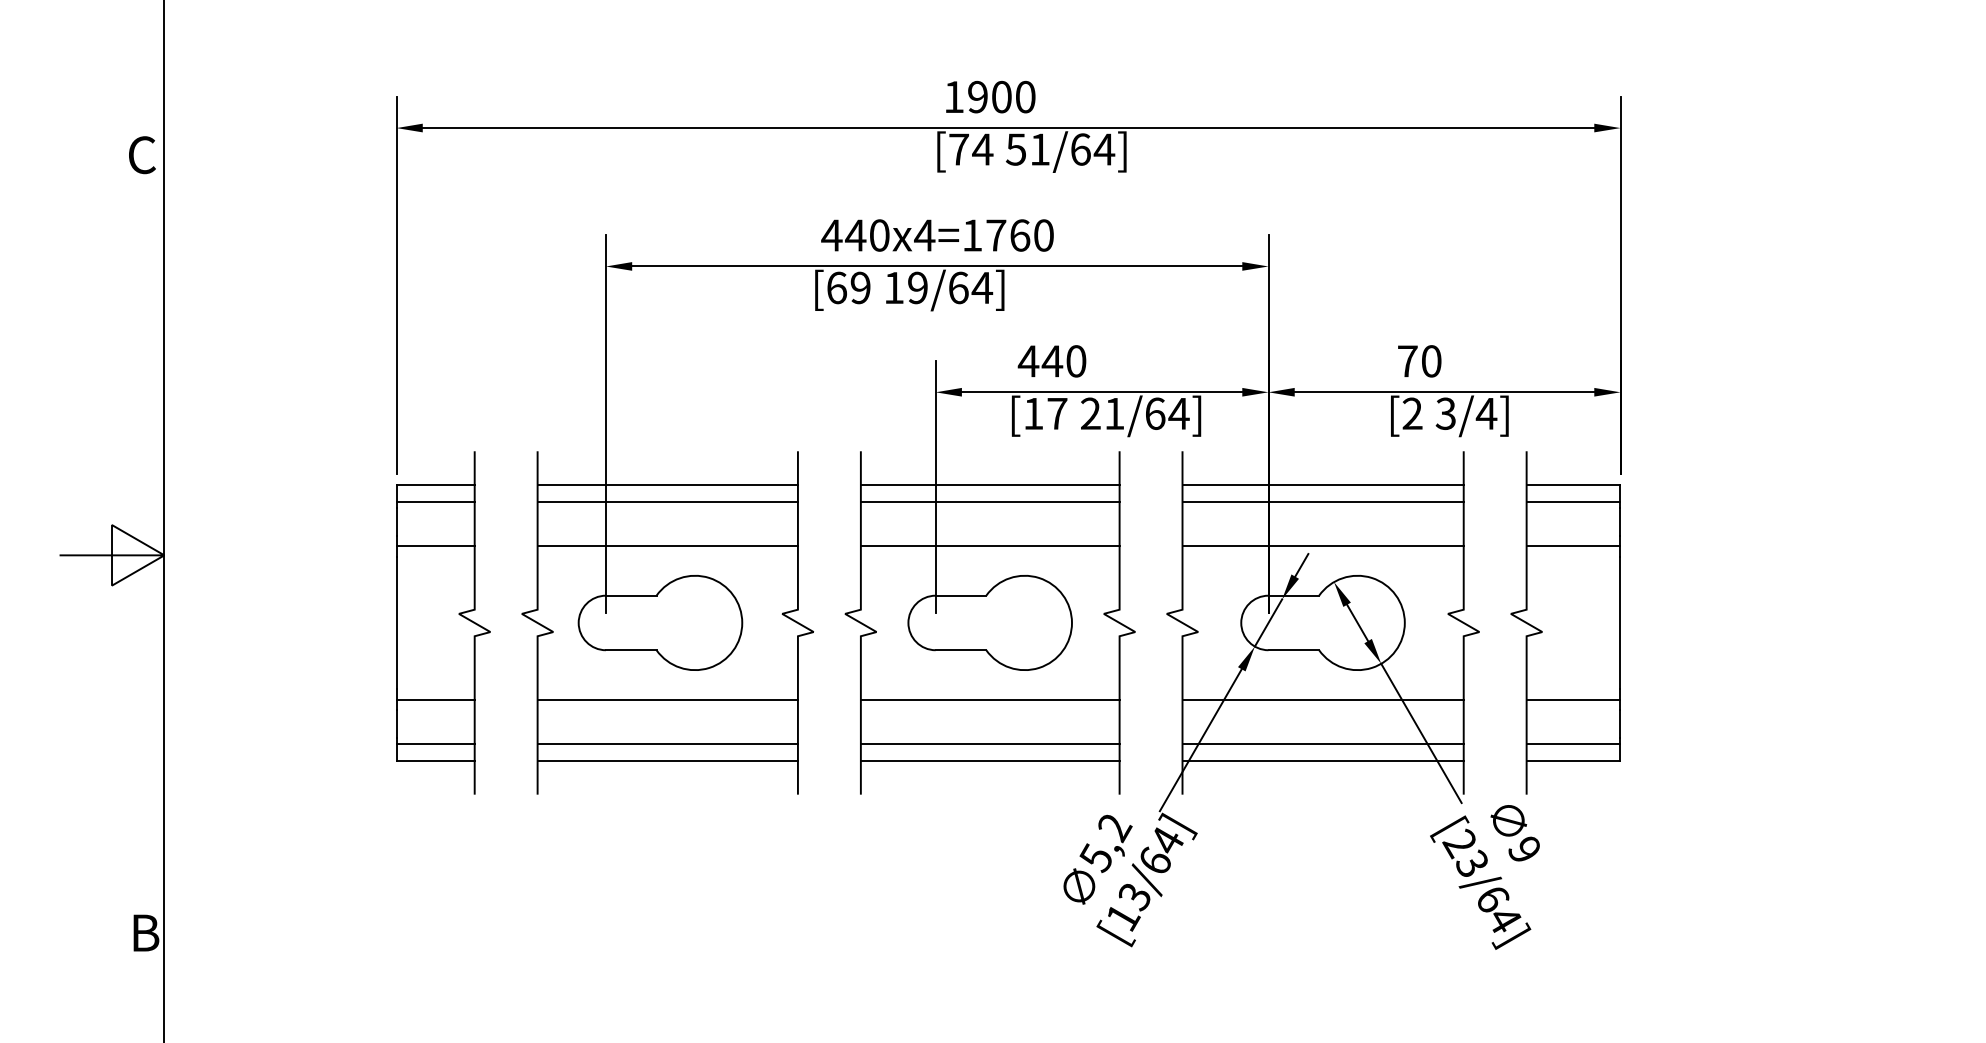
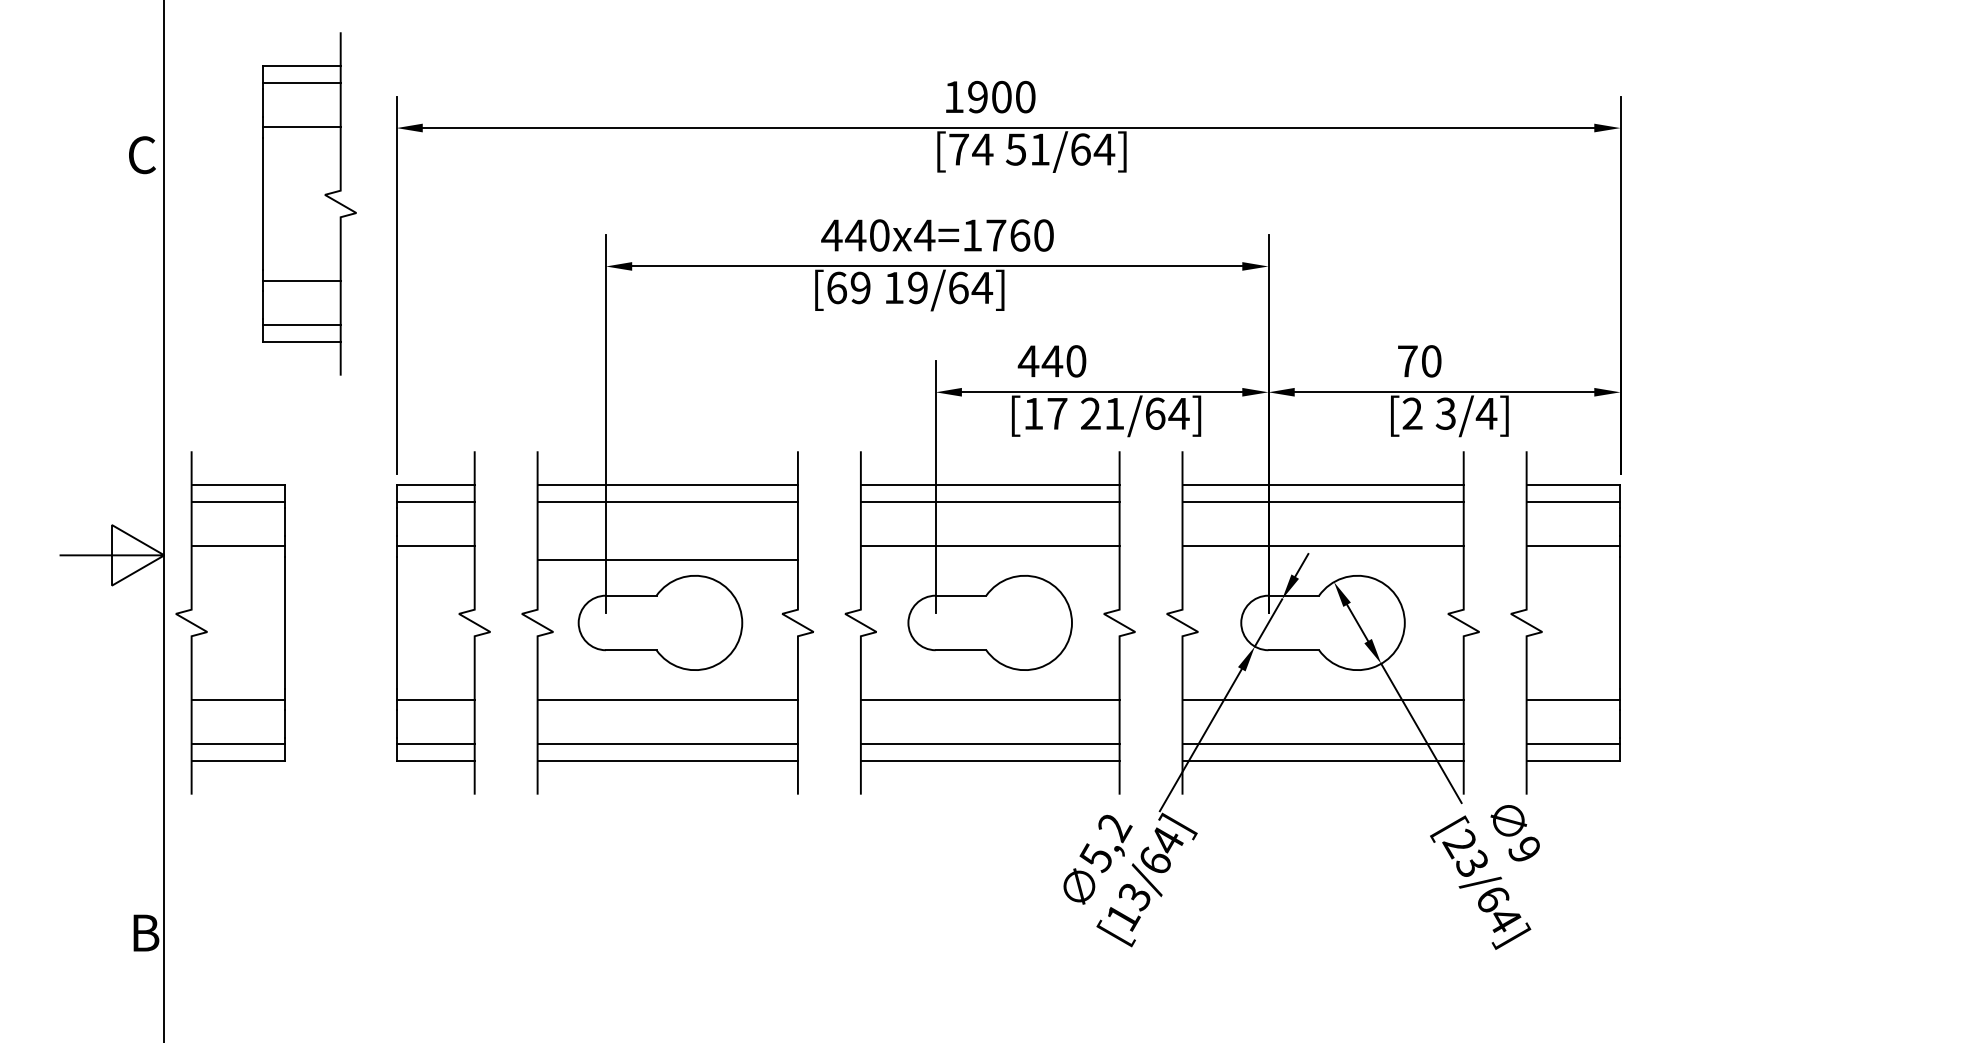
part: none -> present (309, 203)
line position: (667, 546) -> (667, 560) (667, 560)
part: none -> present (230, 622)
